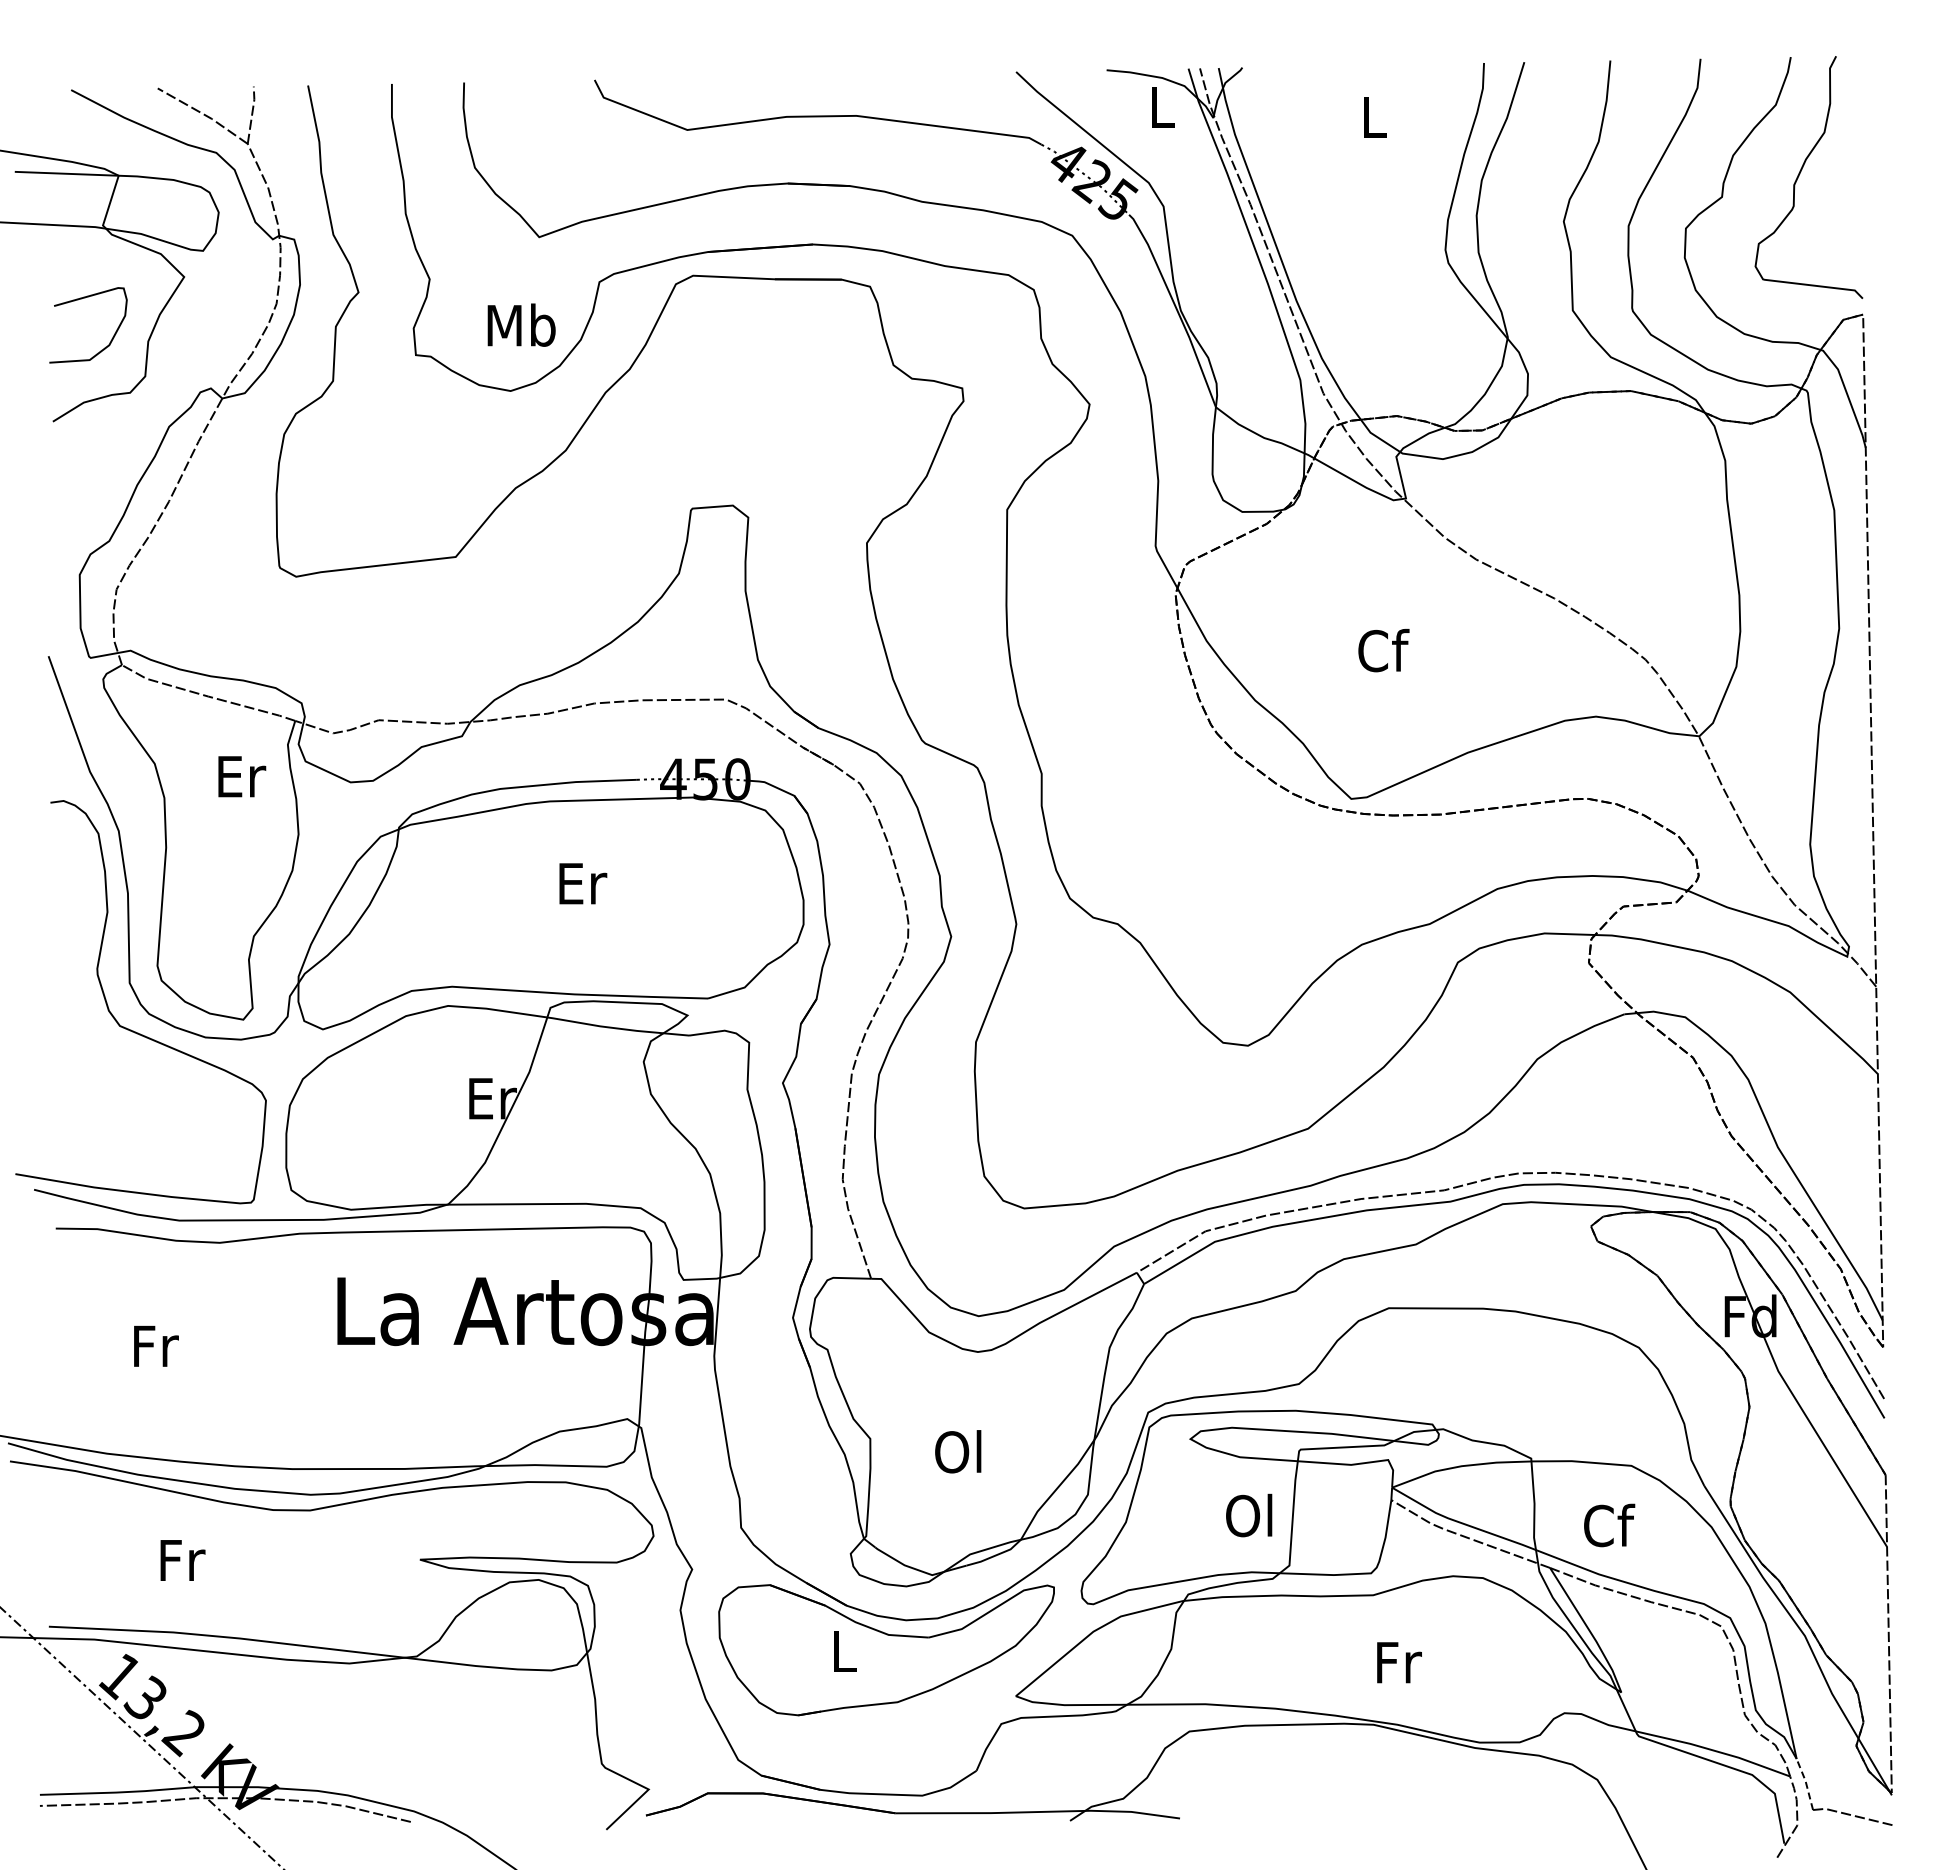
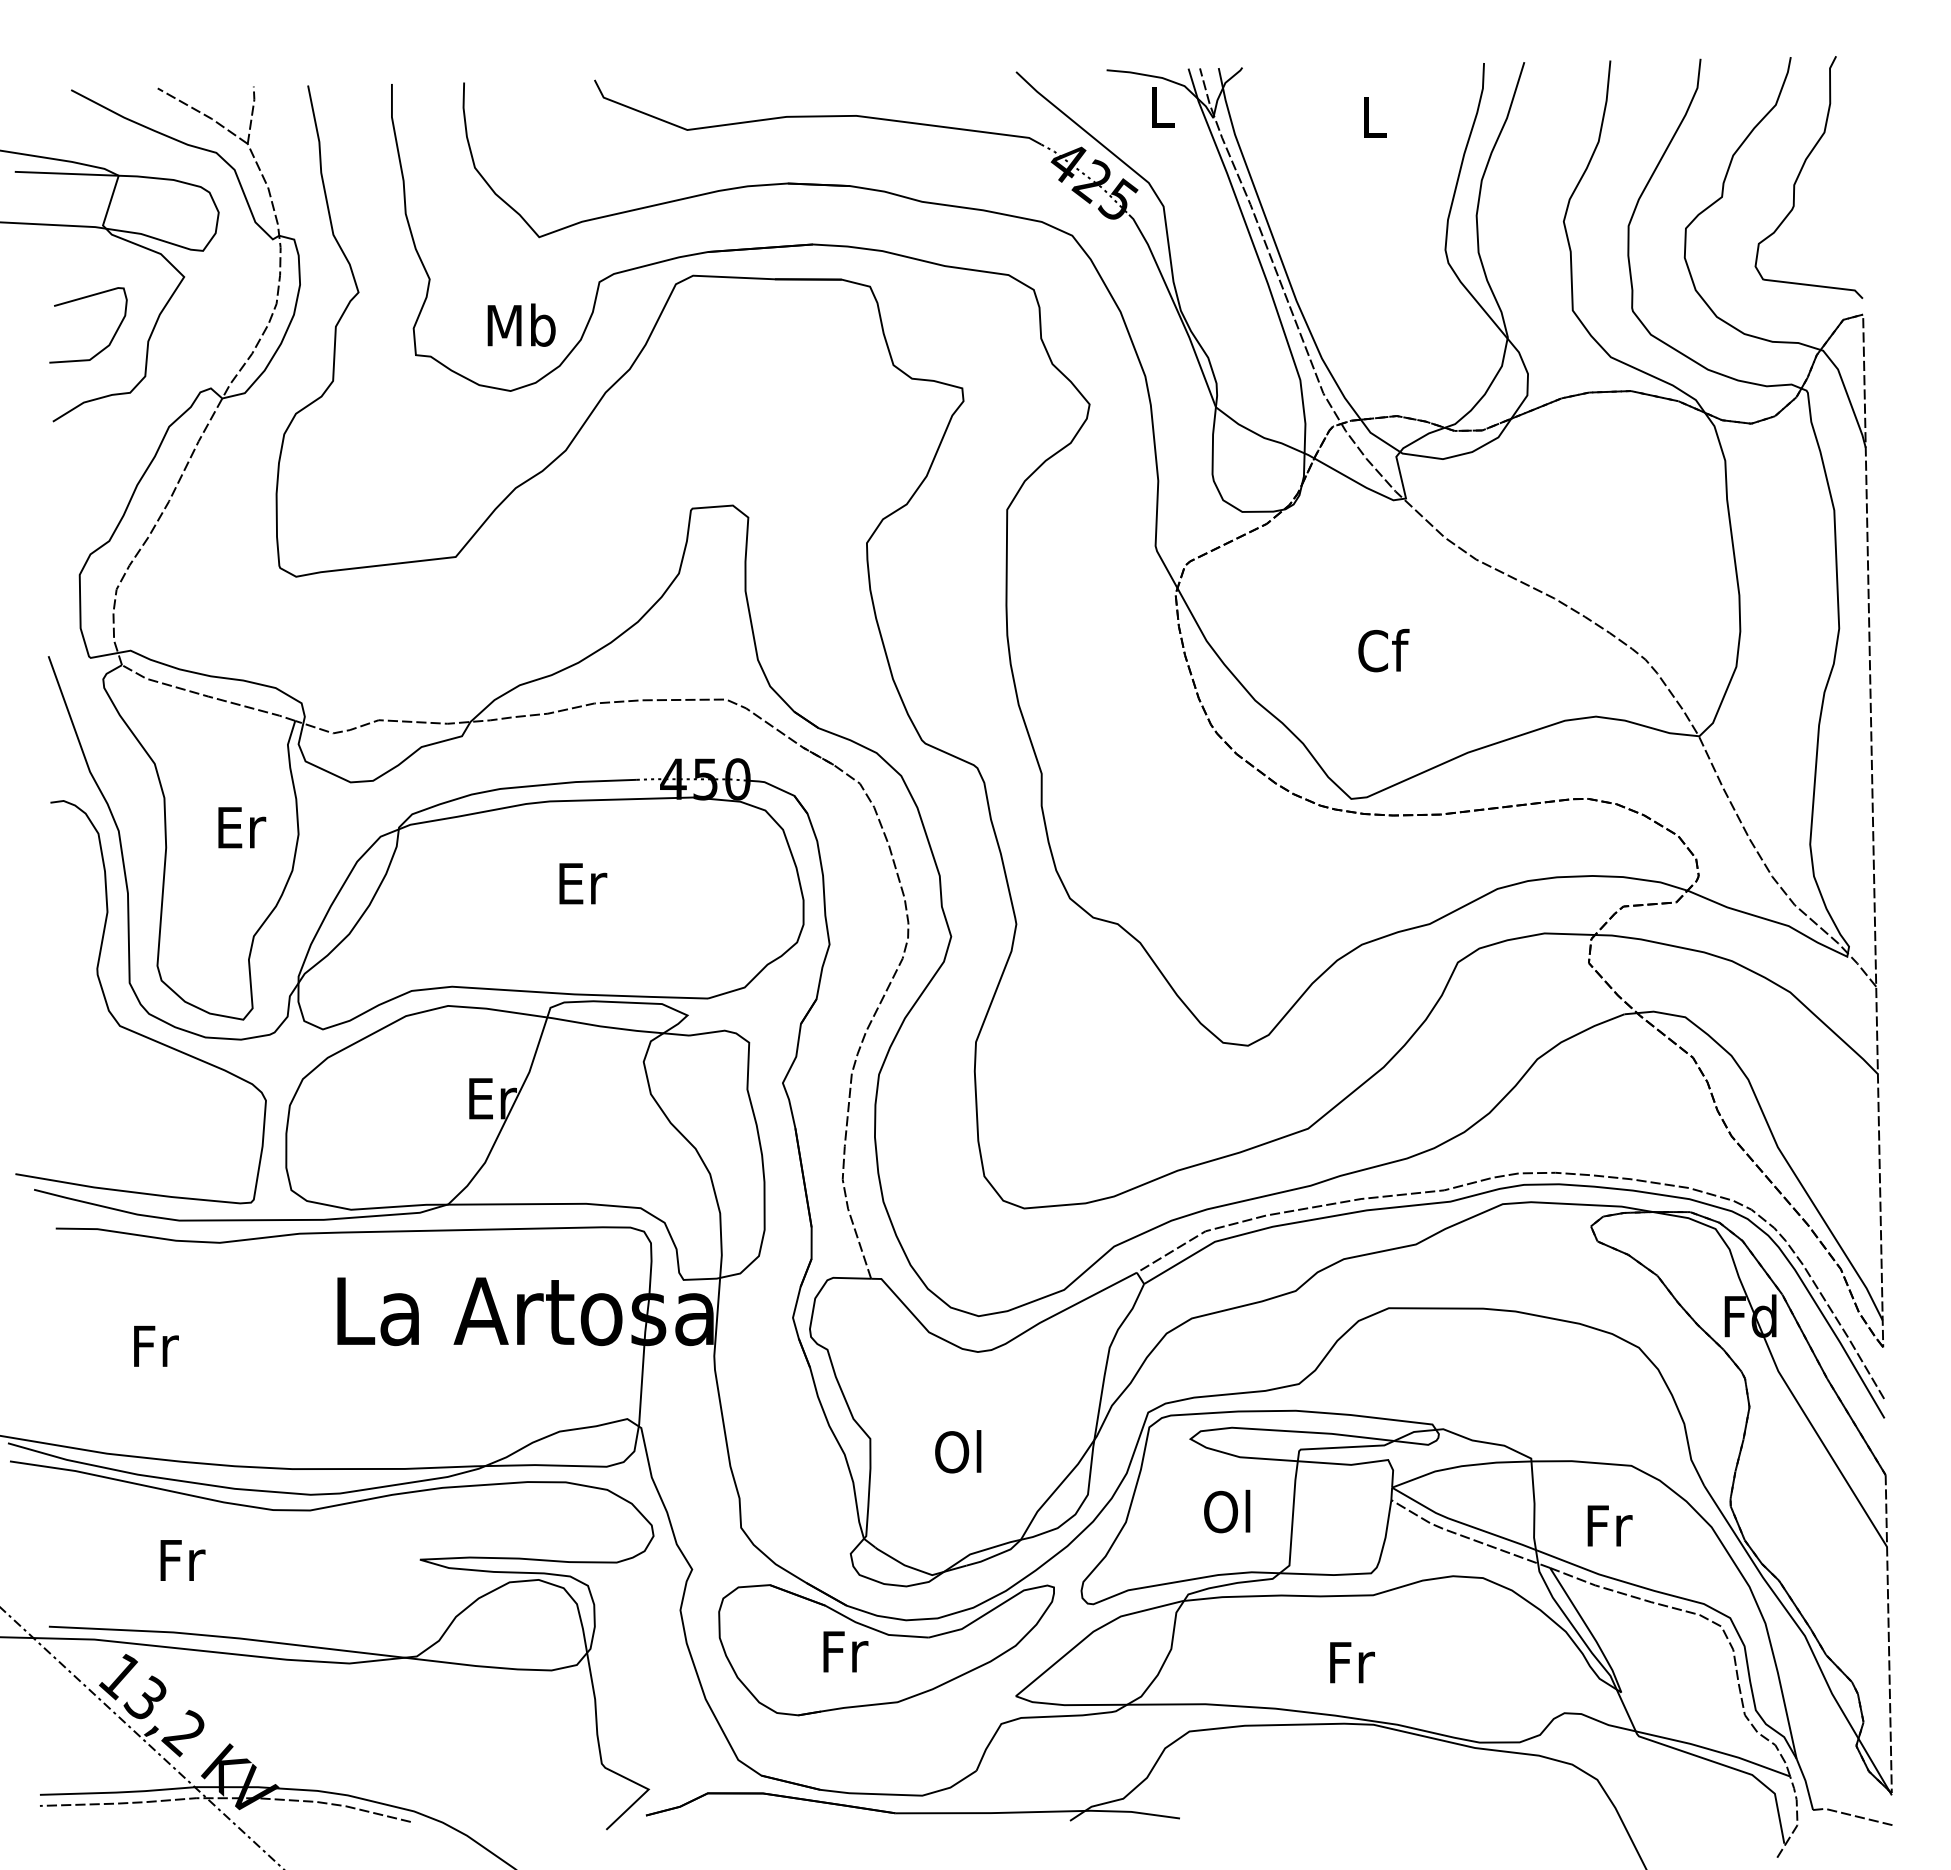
text position: (242, 776) -> (242, 827) (242, 827)
text position: (1249, 1515) -> (1227, 1511) (1227, 1511)
text: Cf -> Fr (1609, 1525)
text: L -> Fr (845, 1651)
text position: (1399, 1662) -> (1352, 1662) (1352, 1662)
line: dashed -> solid (1806, 1783)
